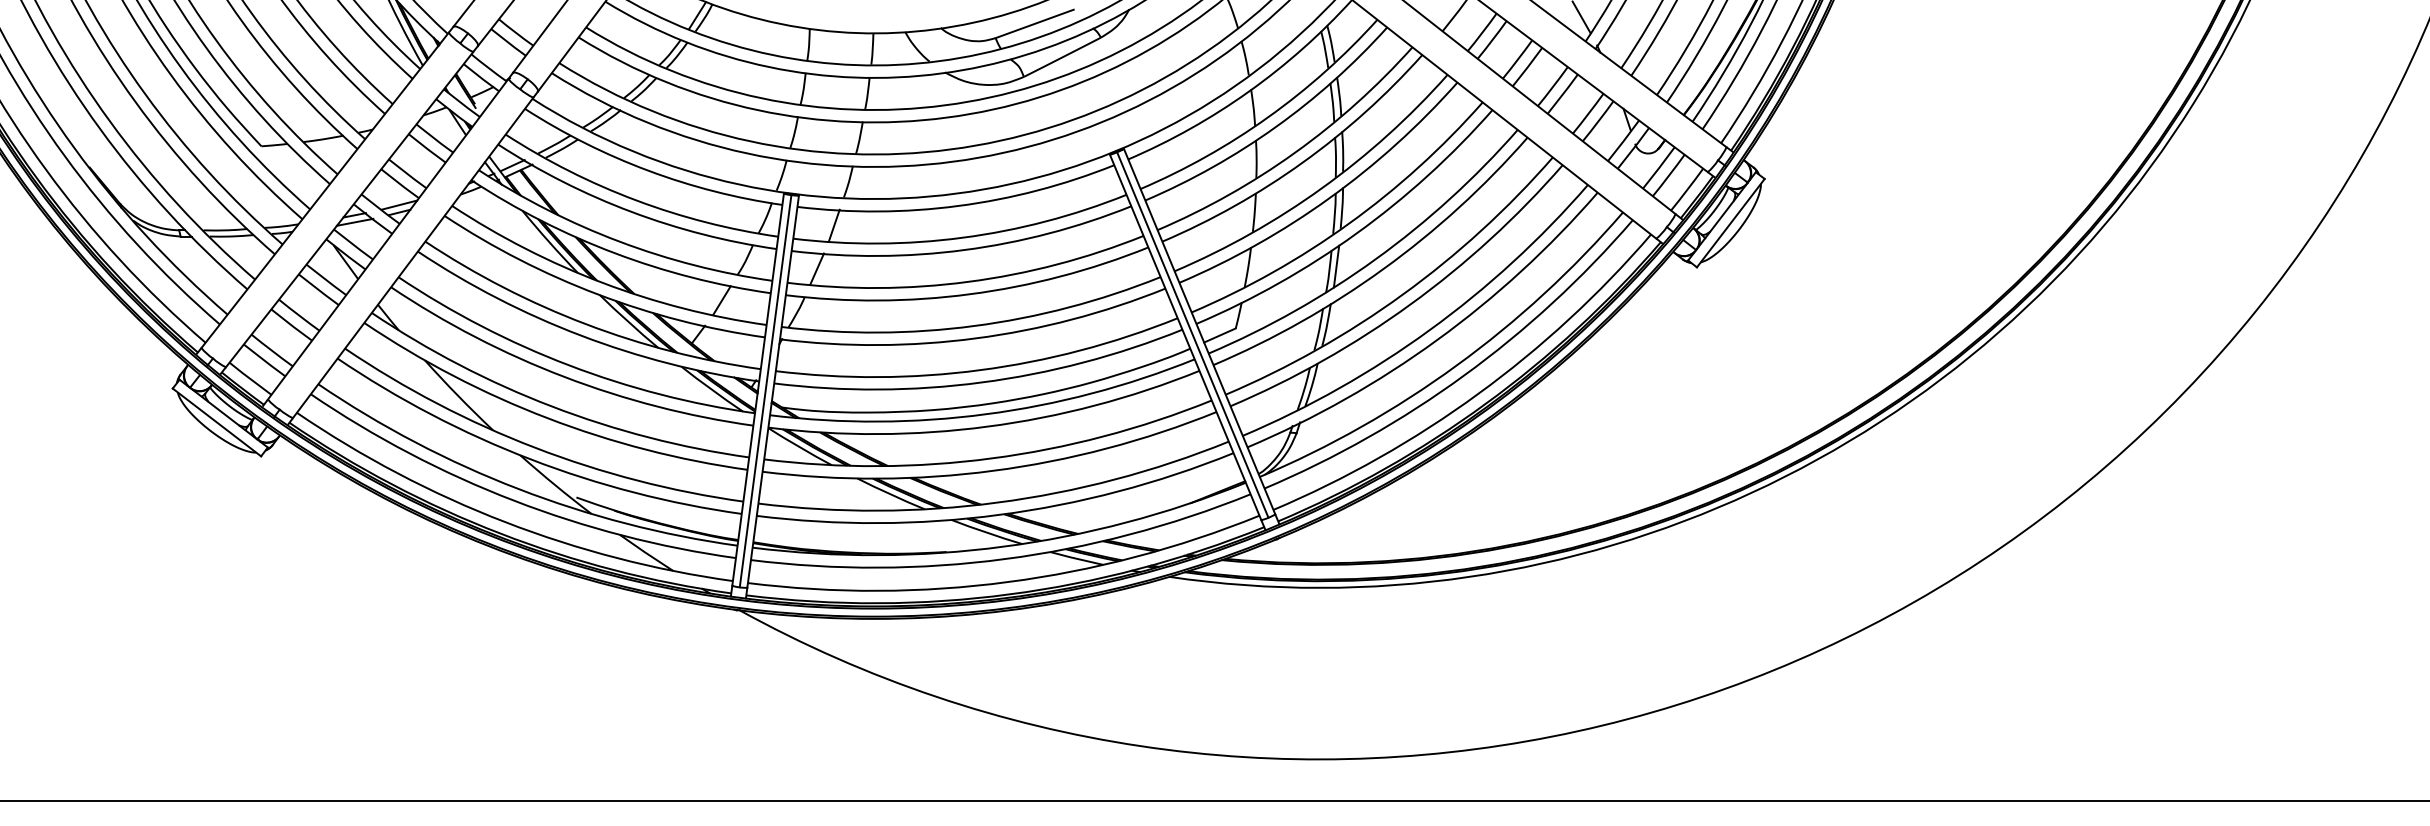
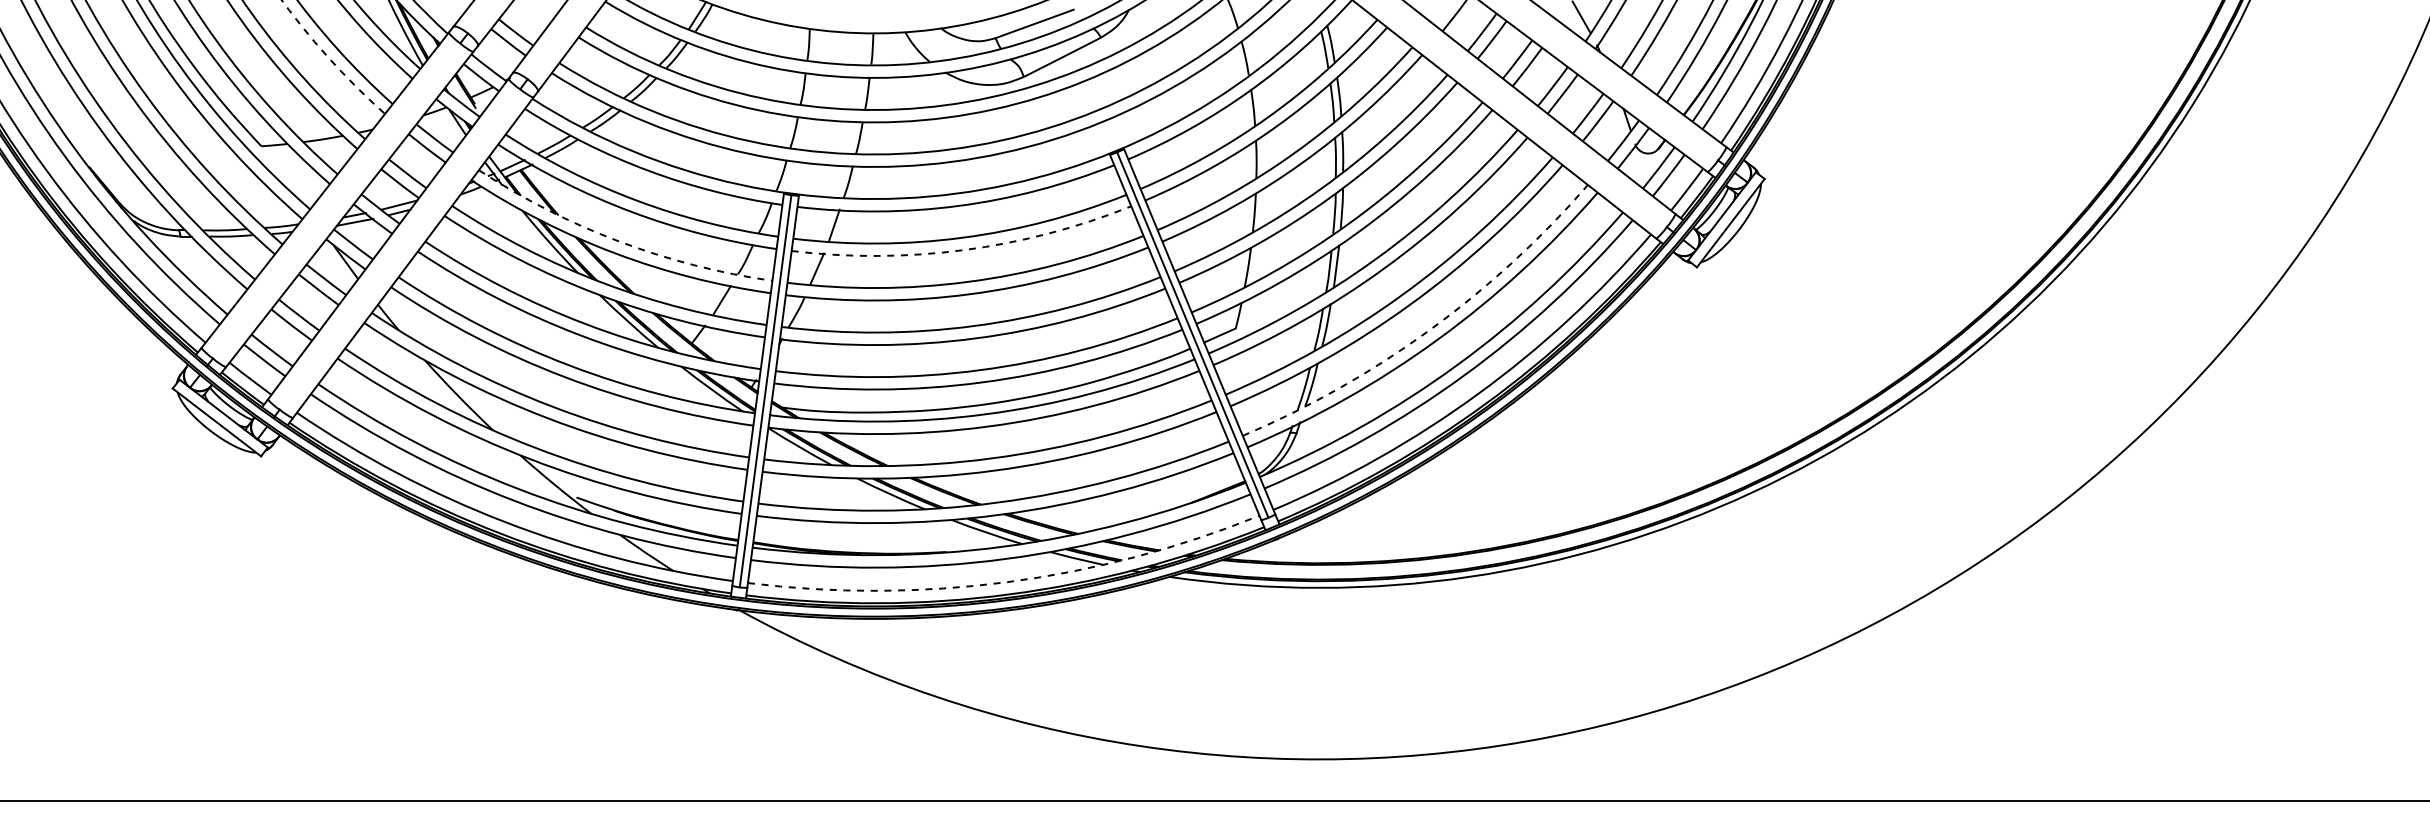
arc: solid -> dashed (330, 59)
arc: solid -> dashed (619, 241)
arc: solid -> dashed (964, 250)
arc: solid -> dashed (1429, 330)
arc: solid -> dashed (1008, 582)
